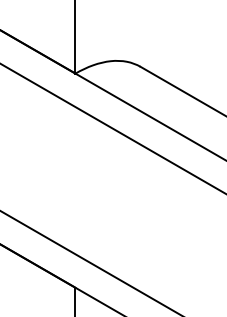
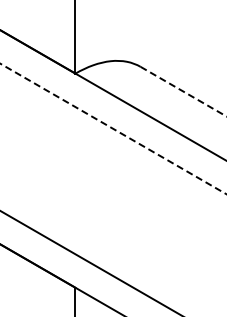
line: solid -> dashed (183, 91)
line: solid -> dashed (113, 128)
